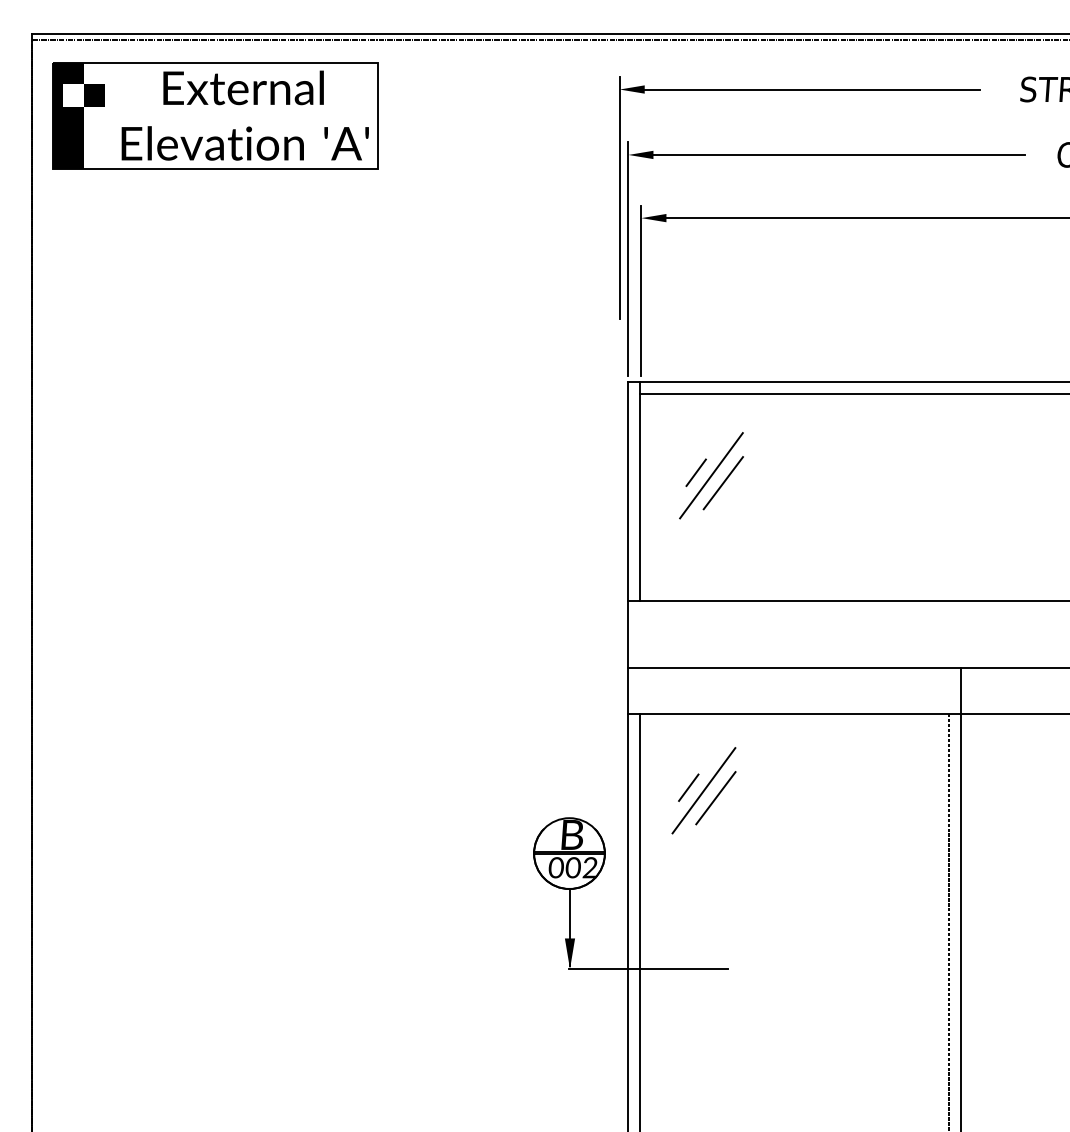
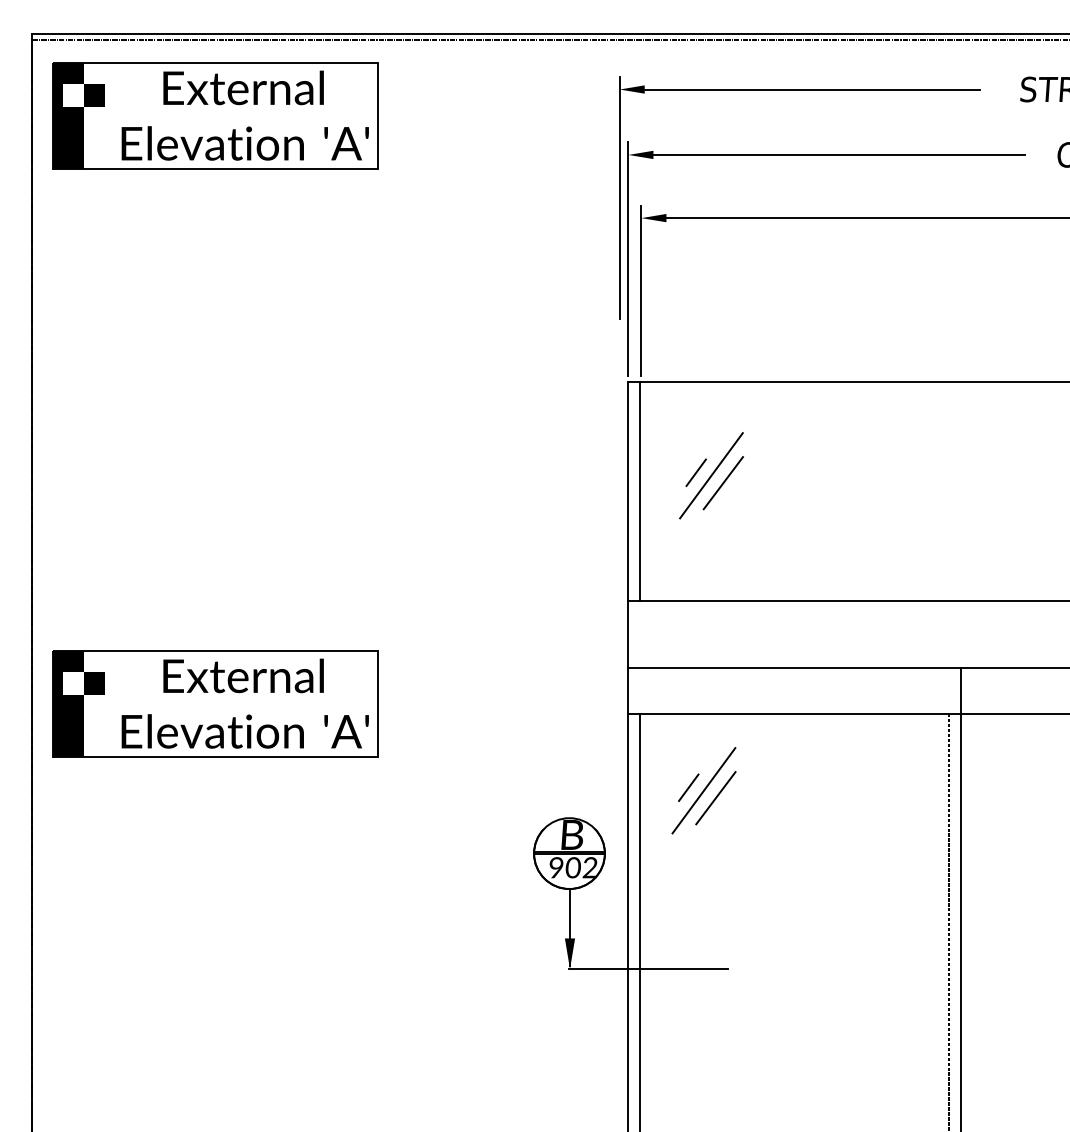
line: present -> none (852, 393)
part: none -> present (215, 703)
text: 002 -> 902 (555, 868)
